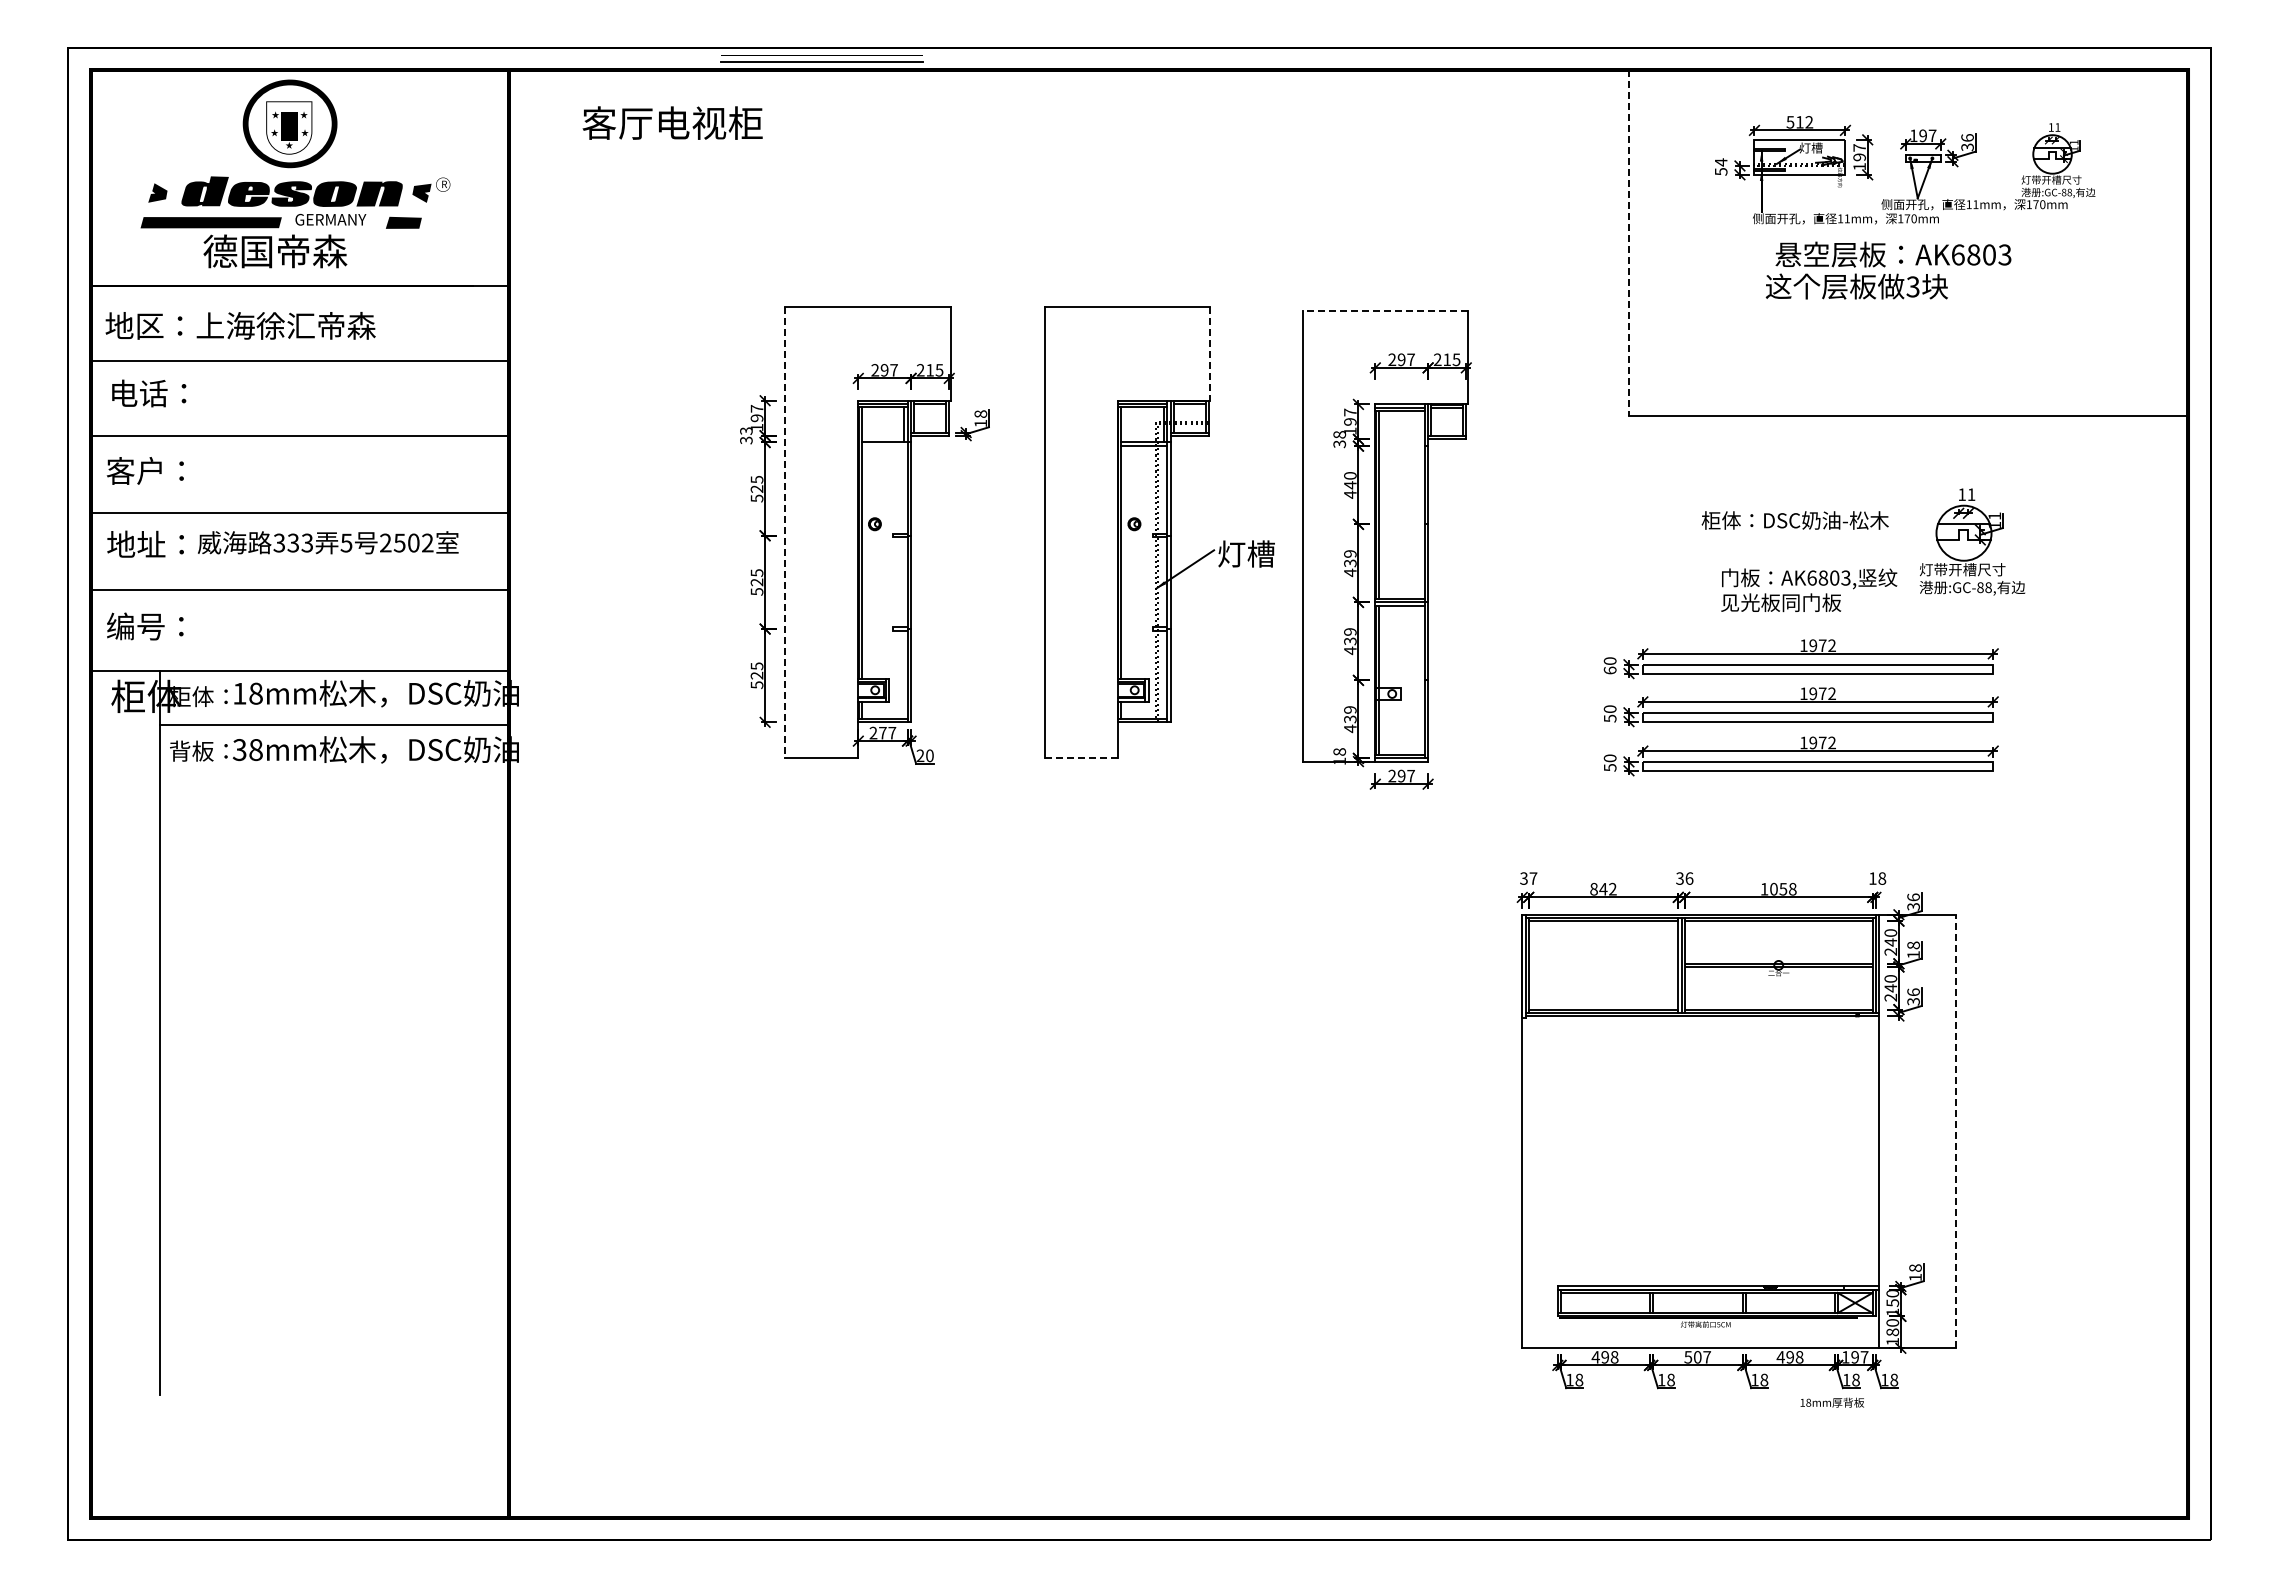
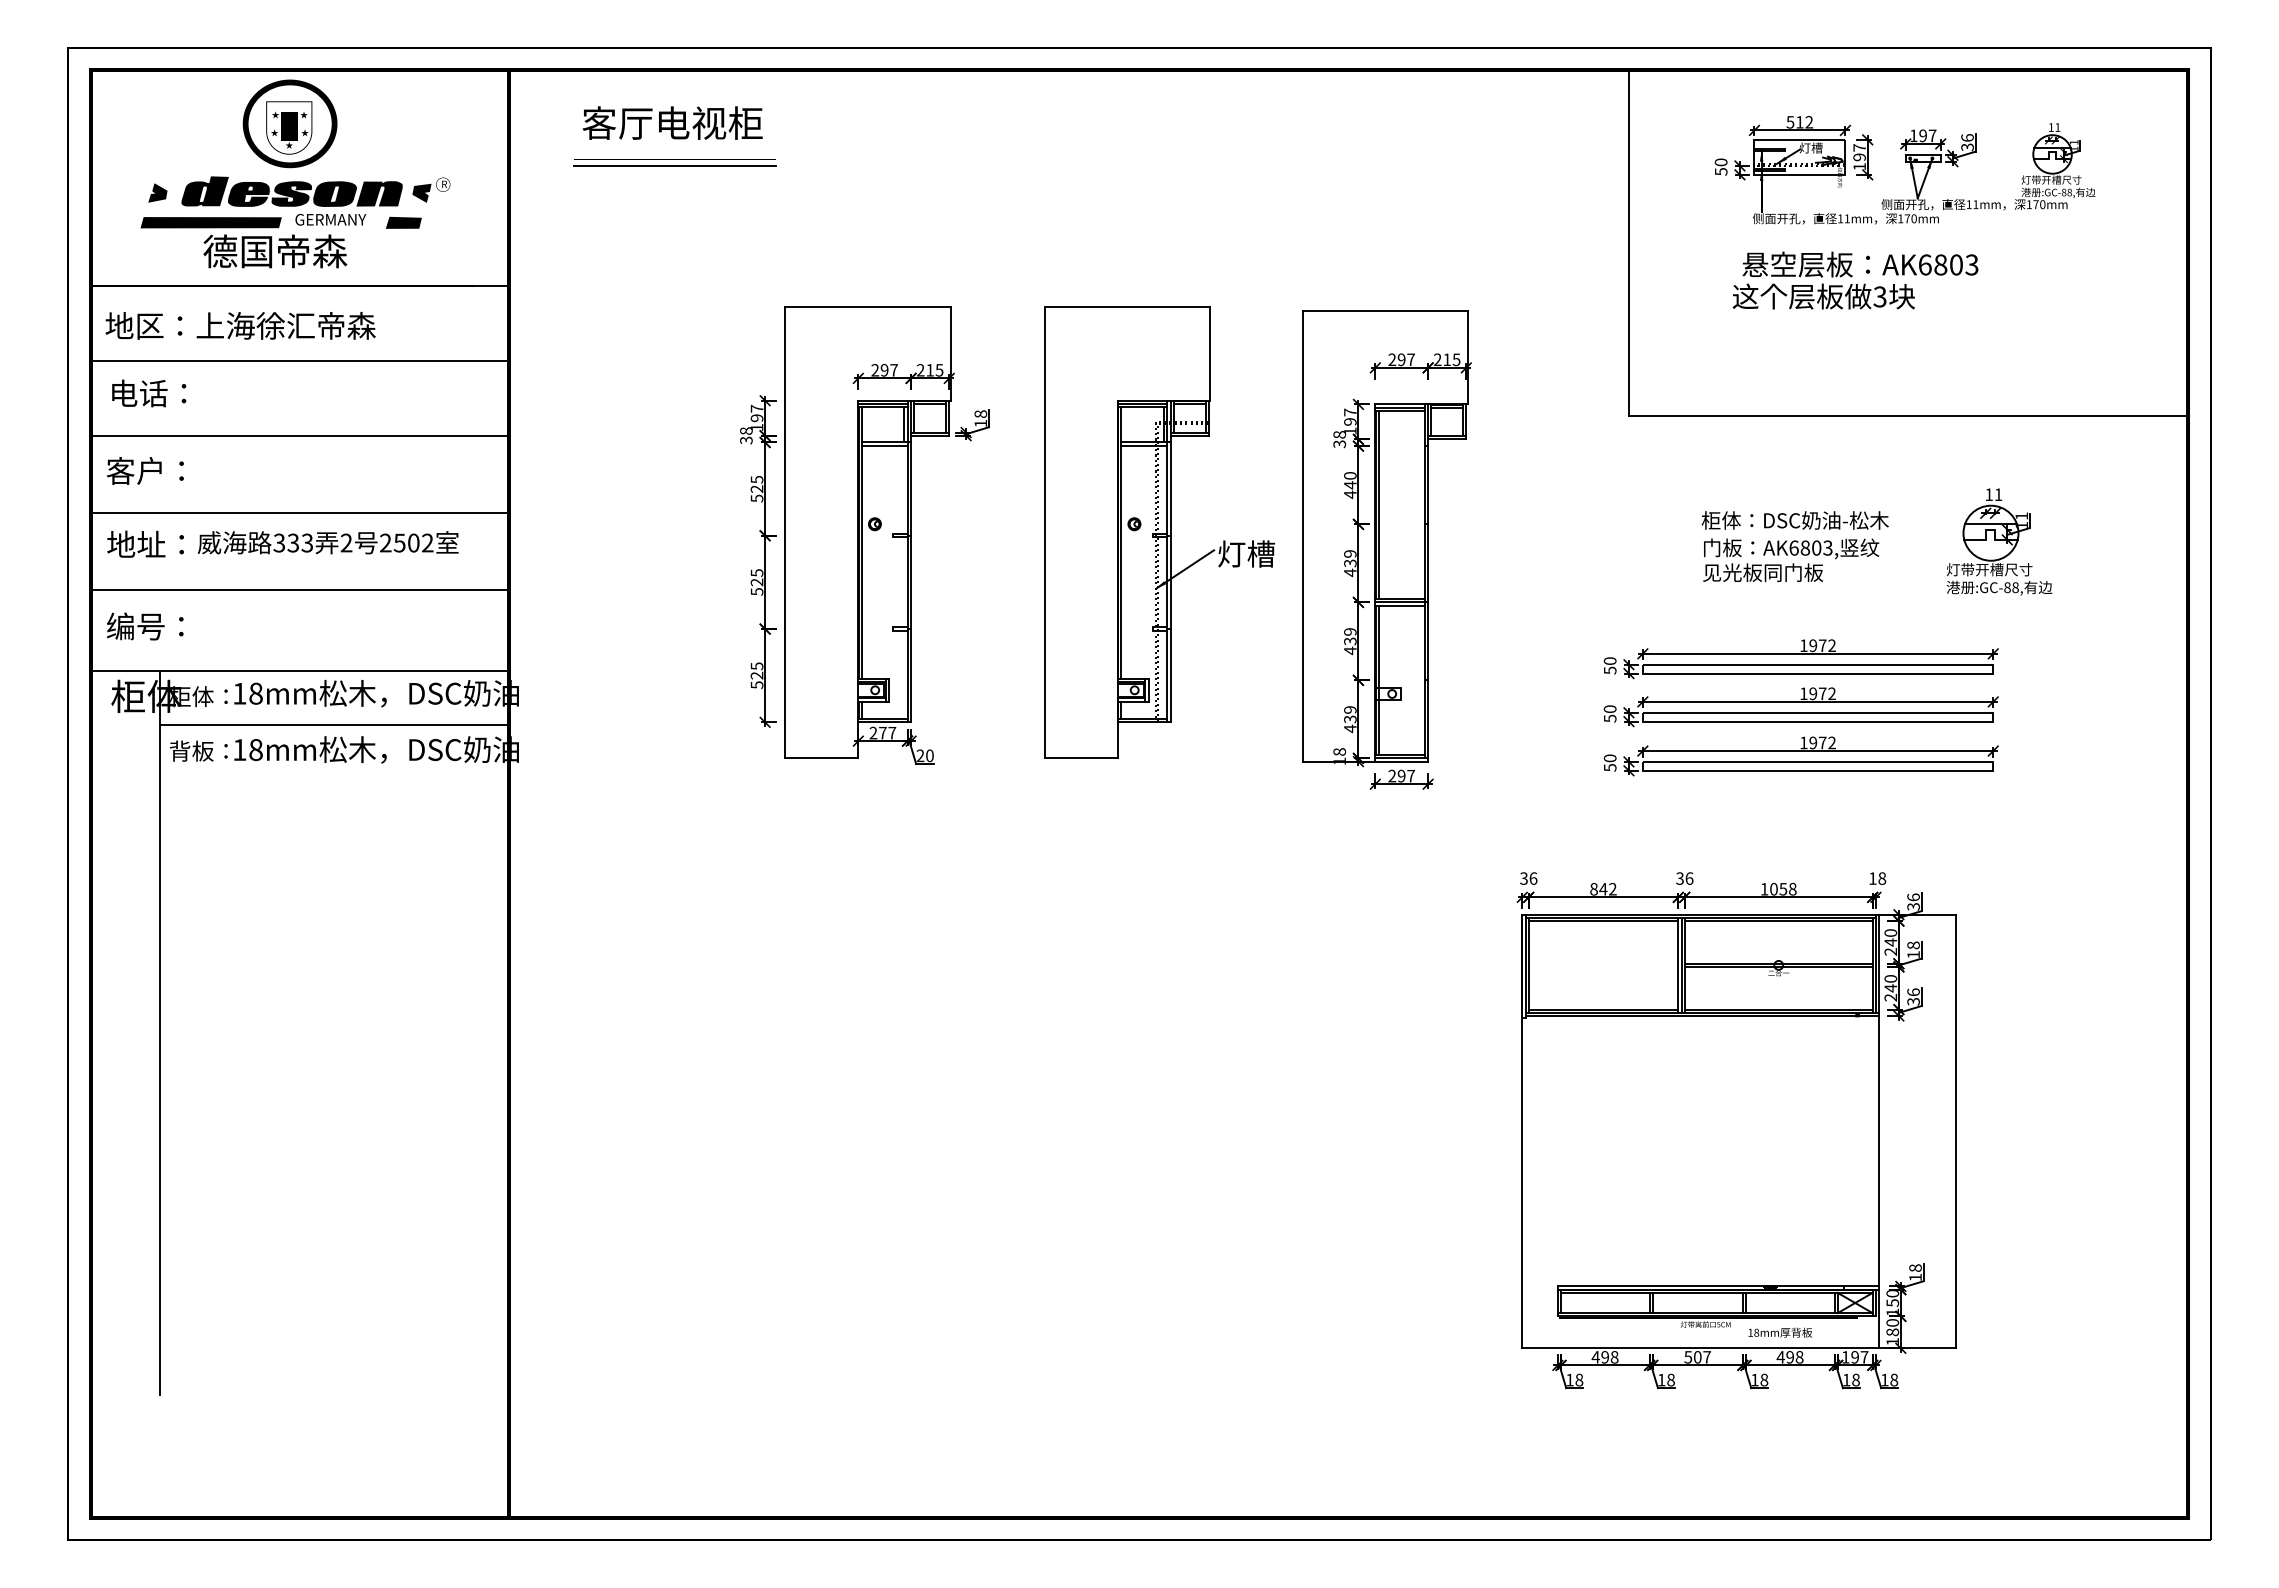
part position: (821, 58) -> (674, 162) (674, 162)
text: 54 -> 50 (1720, 162)
line: dashed -> solid (1629, 243)
text position: (1888, 270) -> (1855, 280) (1855, 280)
line: dashed -> solid (1385, 310)
line: dashed -> solid (1210, 353)
text: 33 -> 38 (746, 430)
line: none -> present (884, 445)
line: dashed -> solid (785, 532)
part position: (1972, 541) -> (1999, 541) (1999, 541)
text: 5 -> 2 (346, 542)
text position: (1809, 590) -> (1791, 560) (1791, 560)
text: 60 -> 50 (1609, 670)
text: 38mm -> 18mm (239, 750)
line: dashed -> solid (1080, 757)
text: 37 -> 36 (1533, 878)
line: dashed -> solid (1955, 1131)
text position: (1831, 1402) -> (1779, 1332) (1779, 1332)
